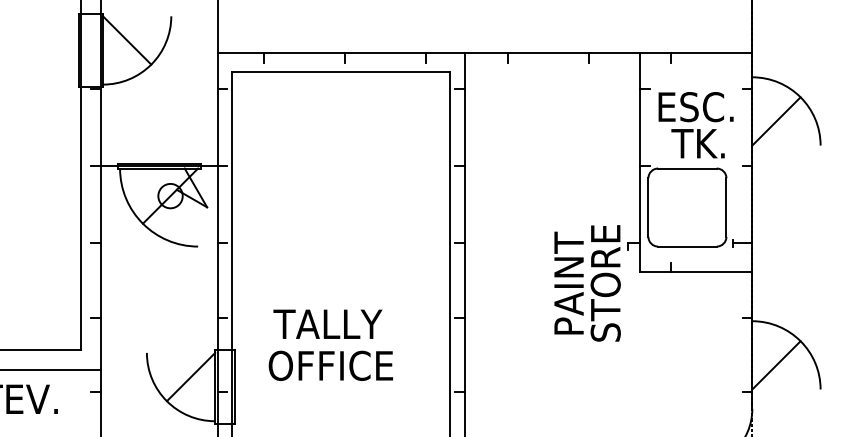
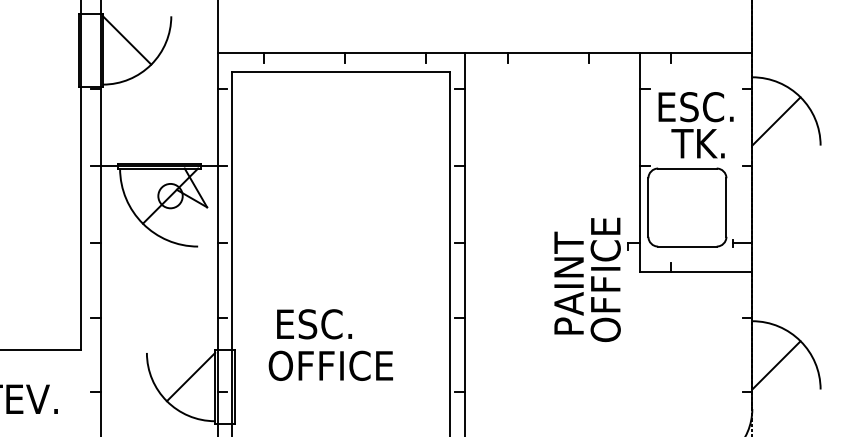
text: STORE -> OFFICE (605, 279)
text: TALLY -> ESC. (327, 324)
line: present -> none (51, 370)
